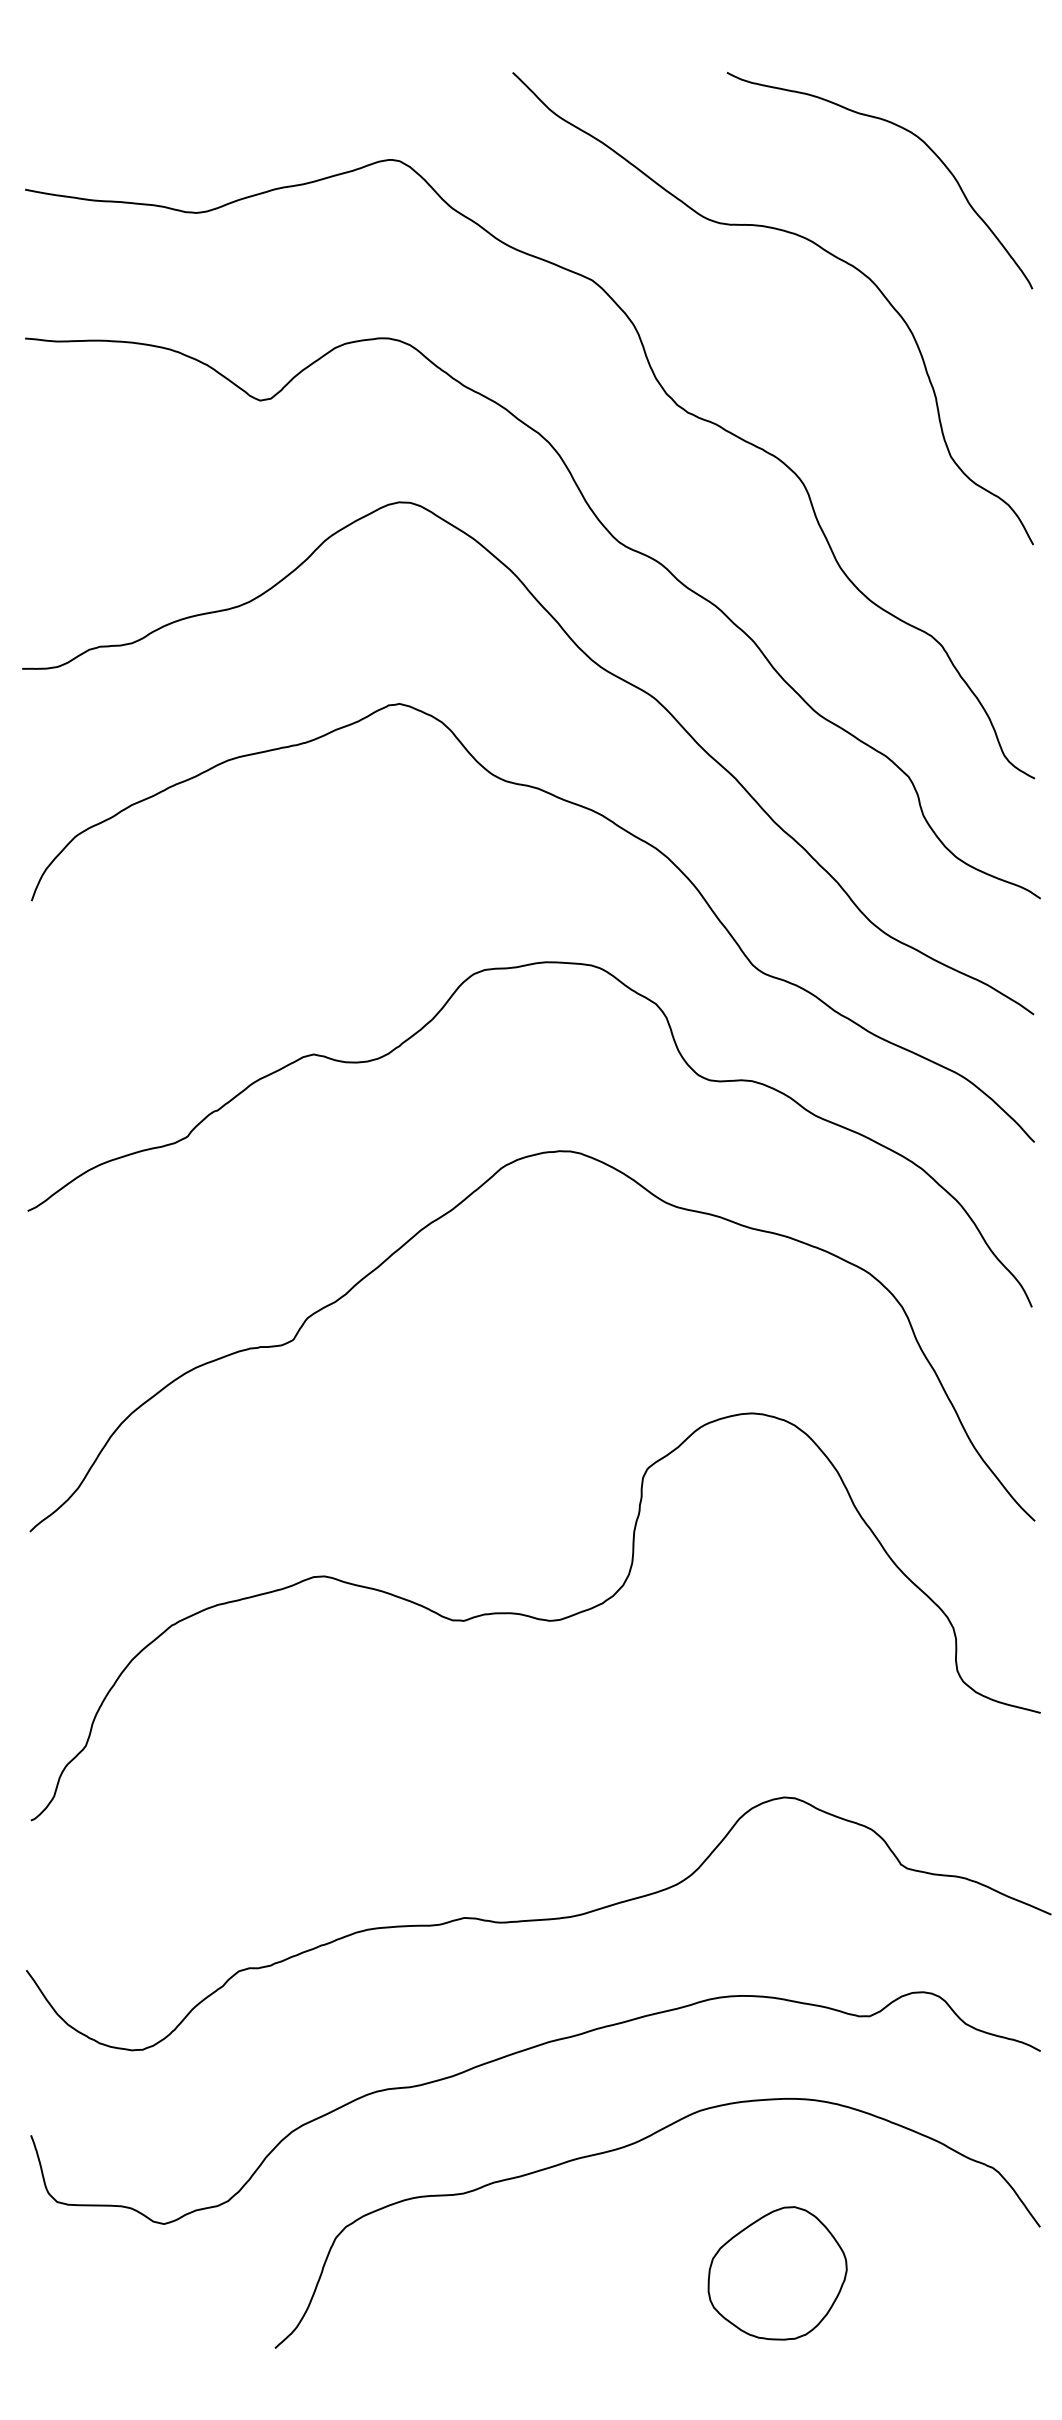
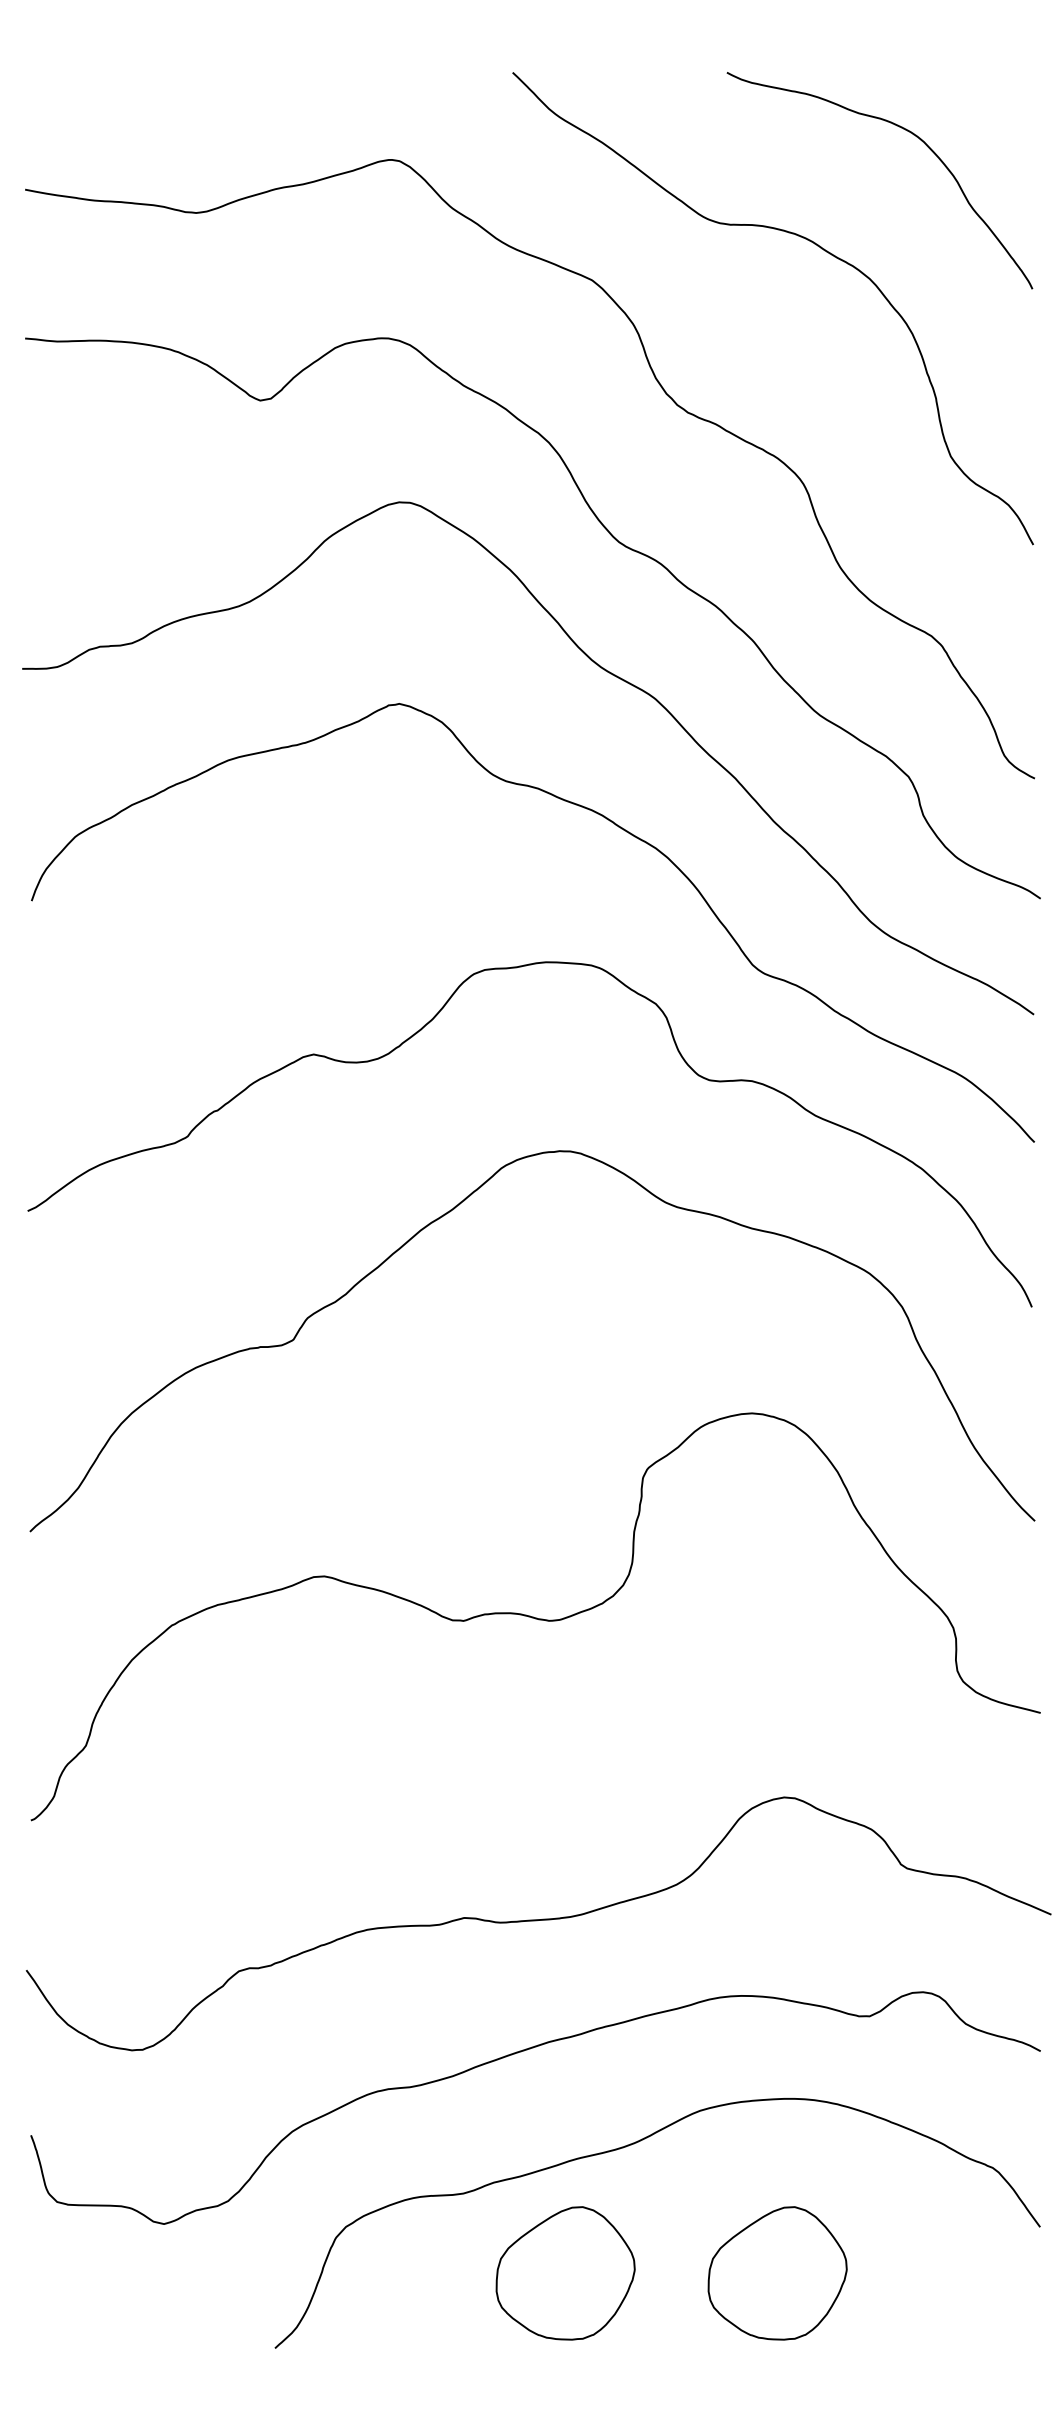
part: none -> present (565, 2273)
